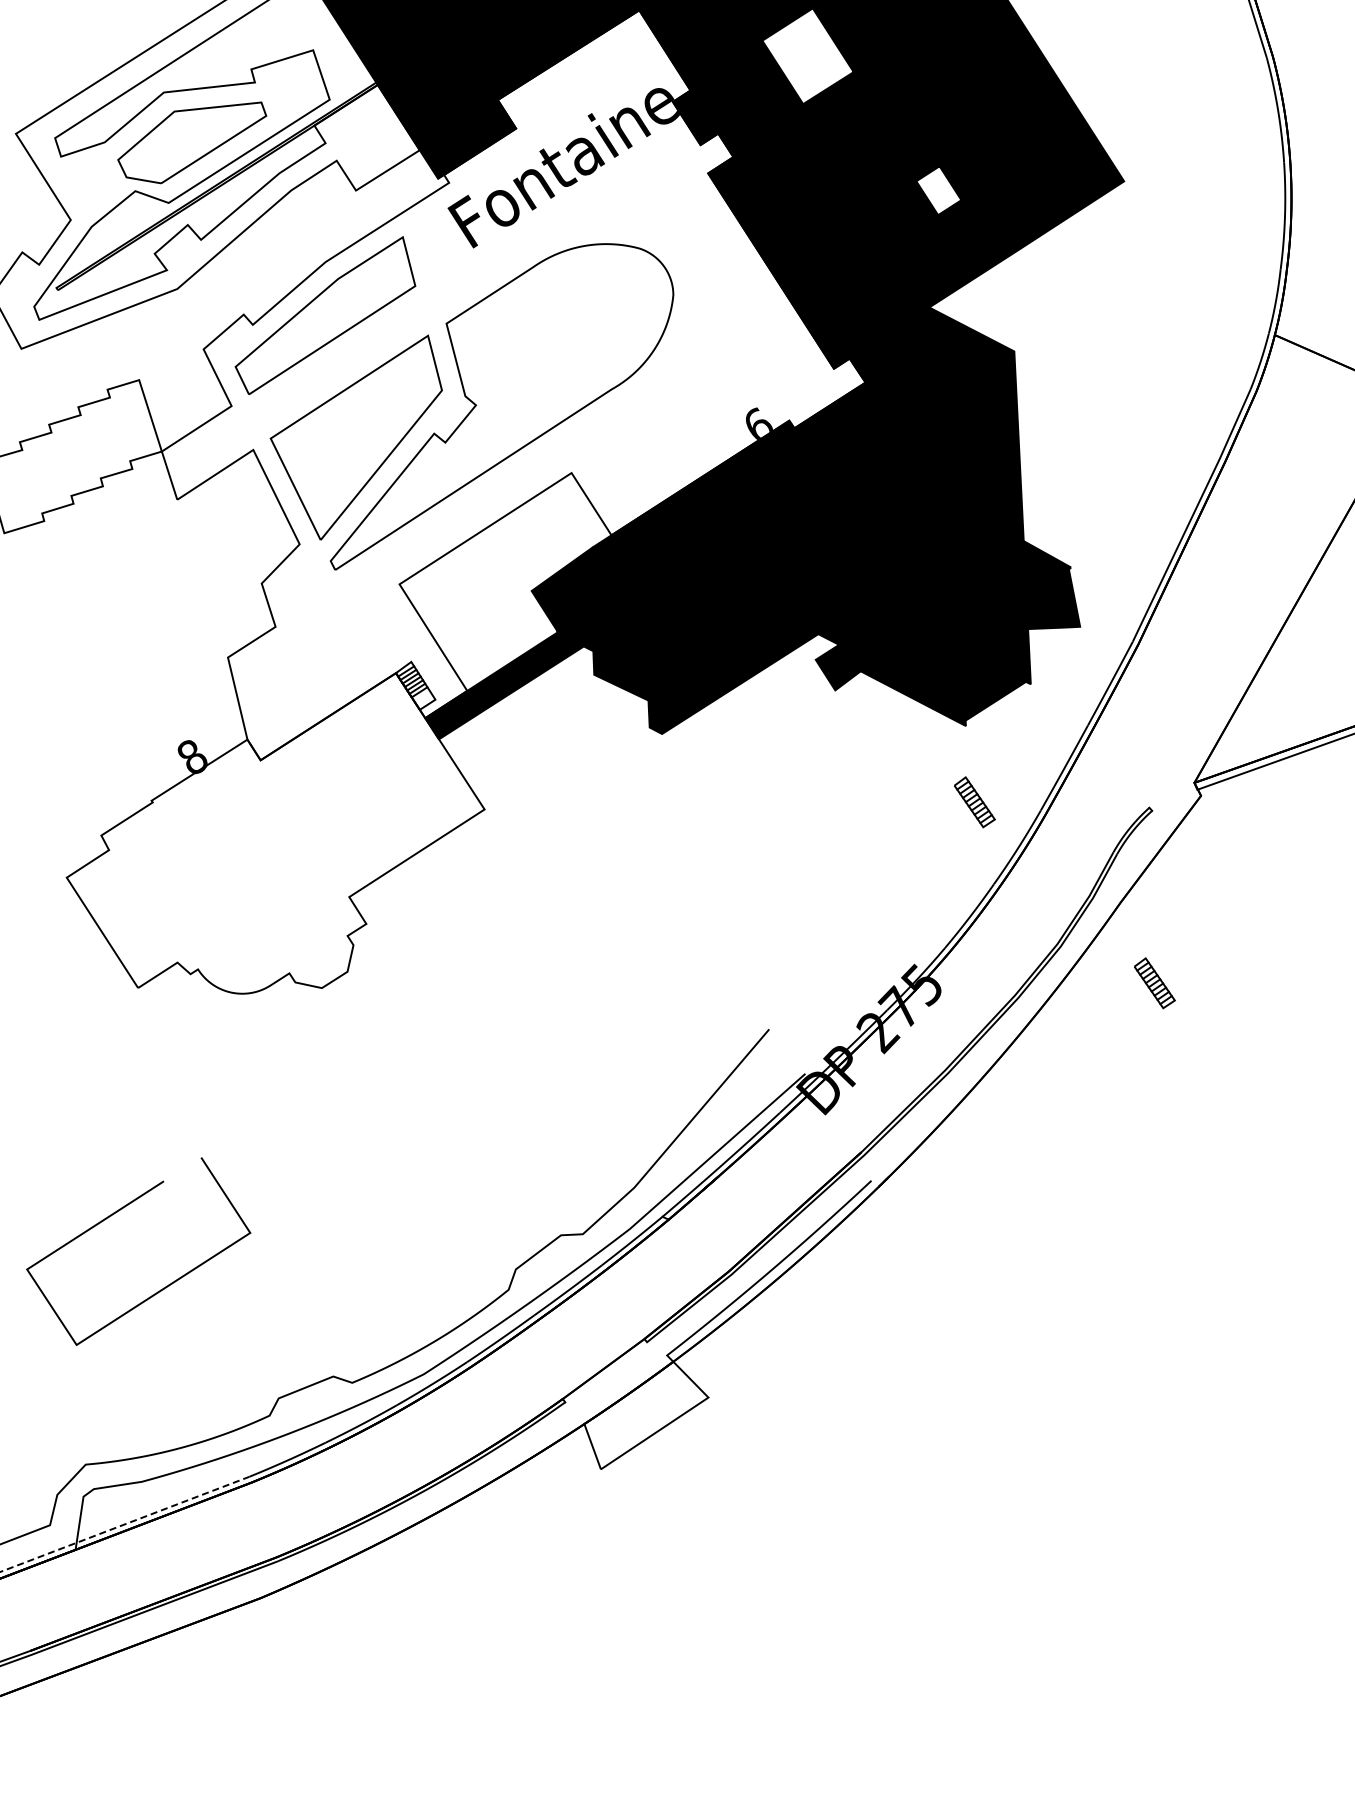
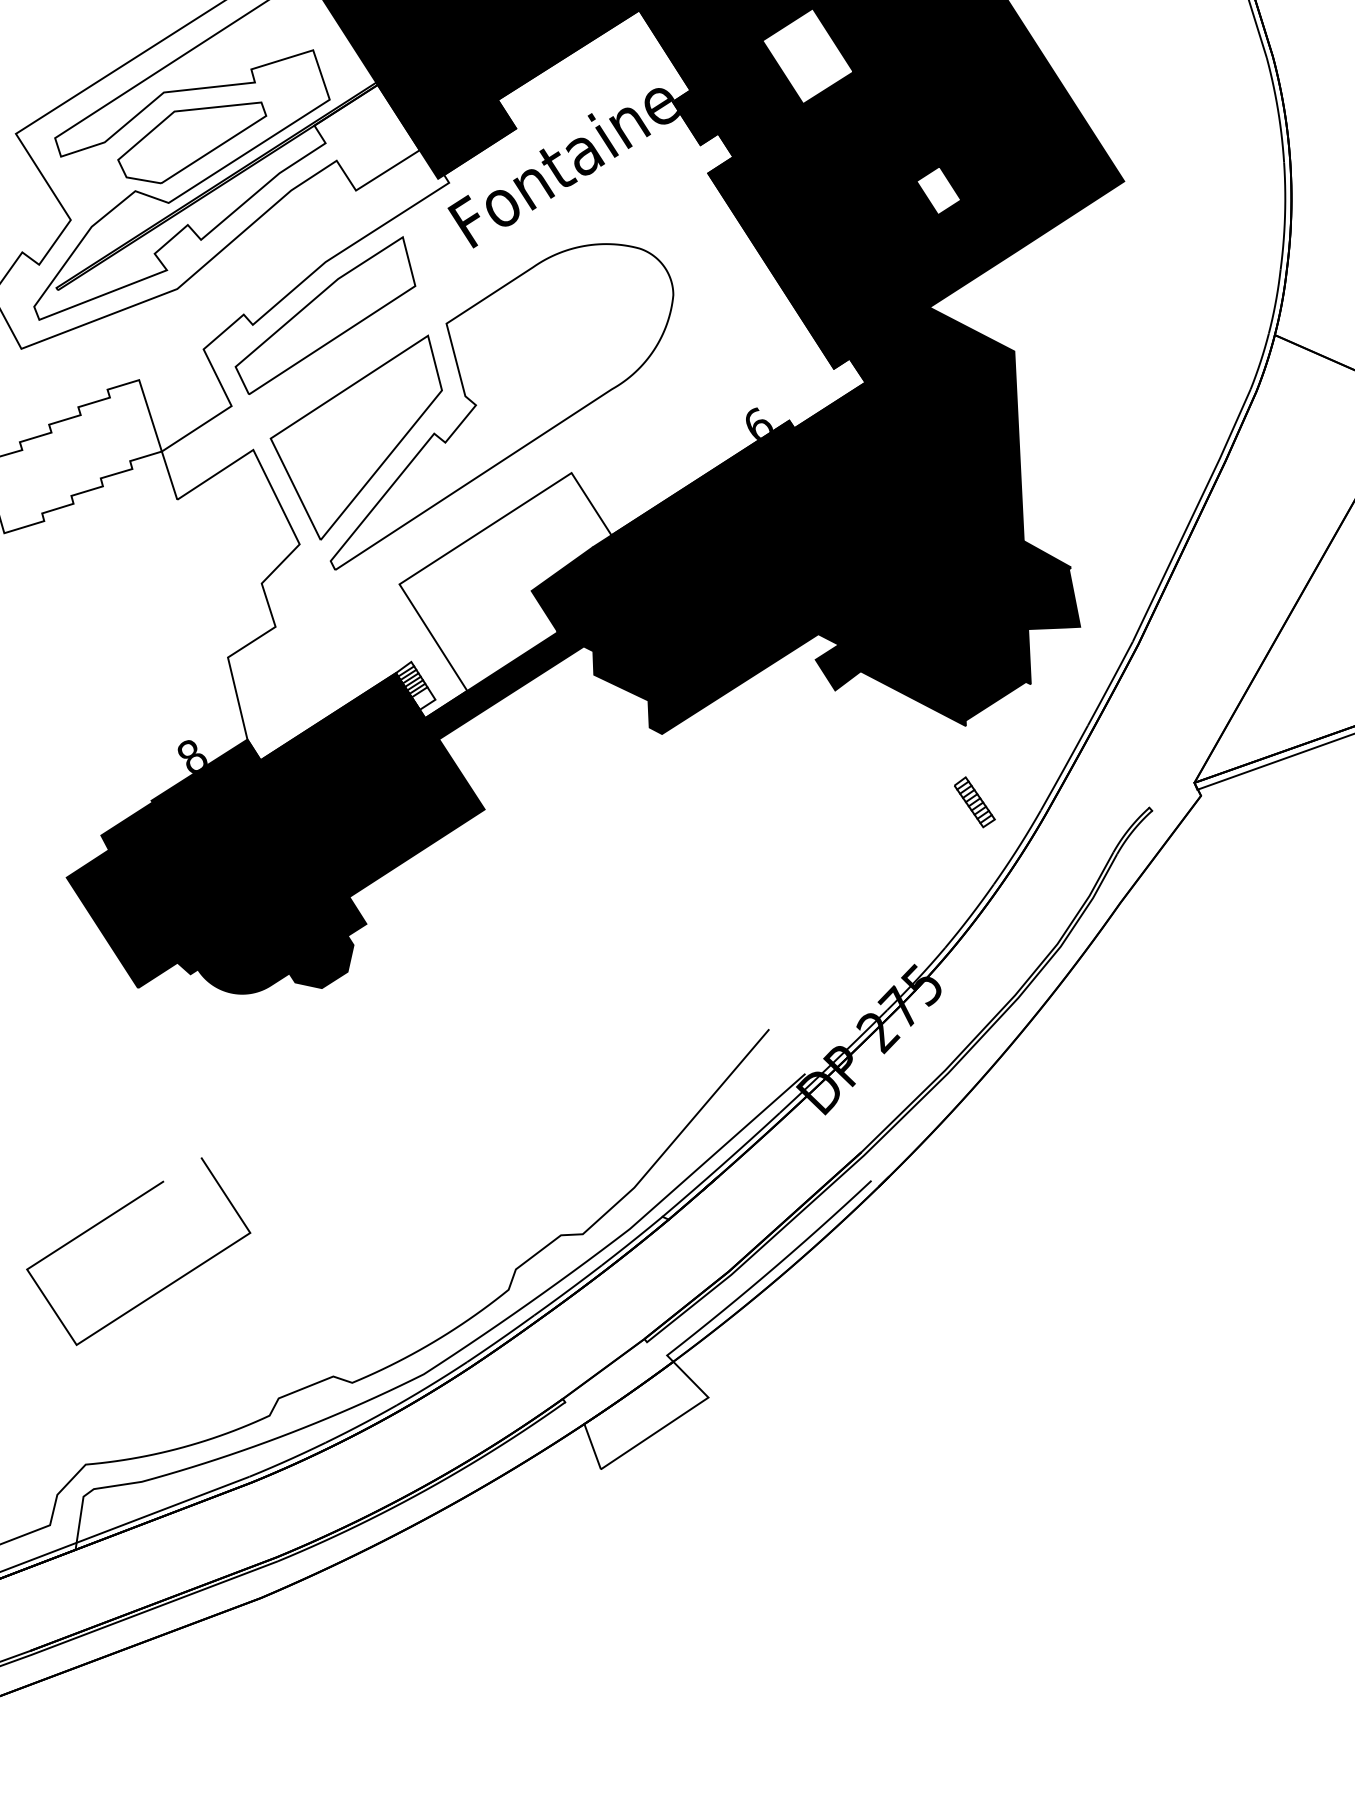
fill: none -> present (275, 833)
part: present -> none (1154, 983)
line: dashed -> solid (125, 1524)
